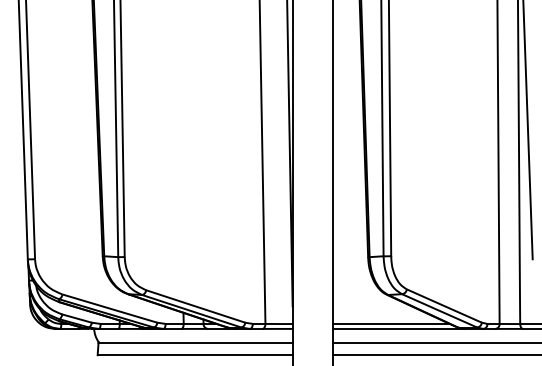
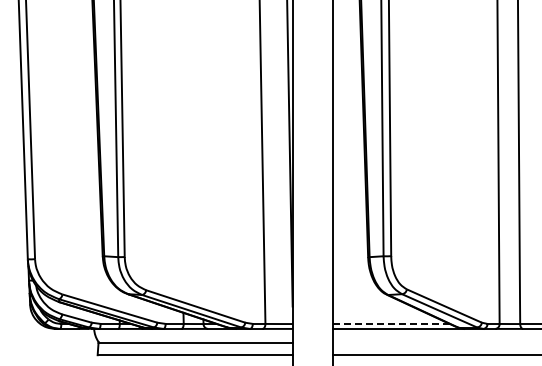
line: present -> none (527, 130)
line: solid -> dashed (390, 324)
line: present -> none (435, 343)
